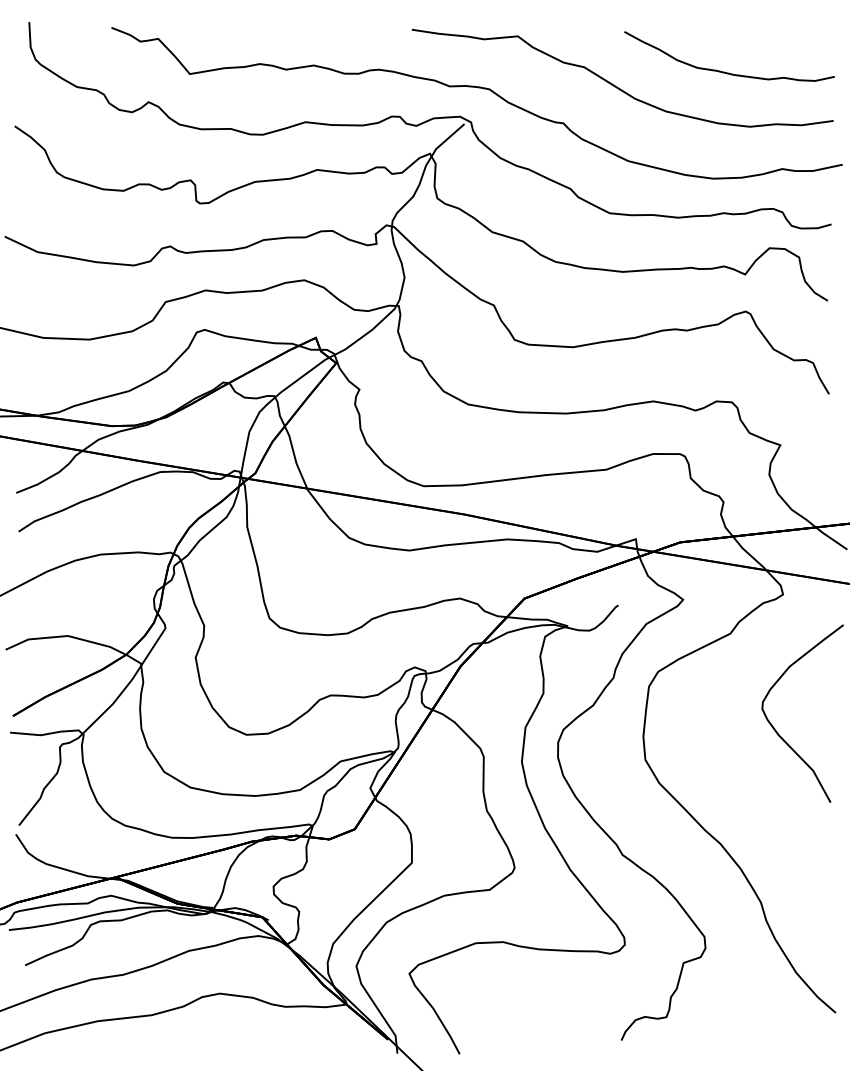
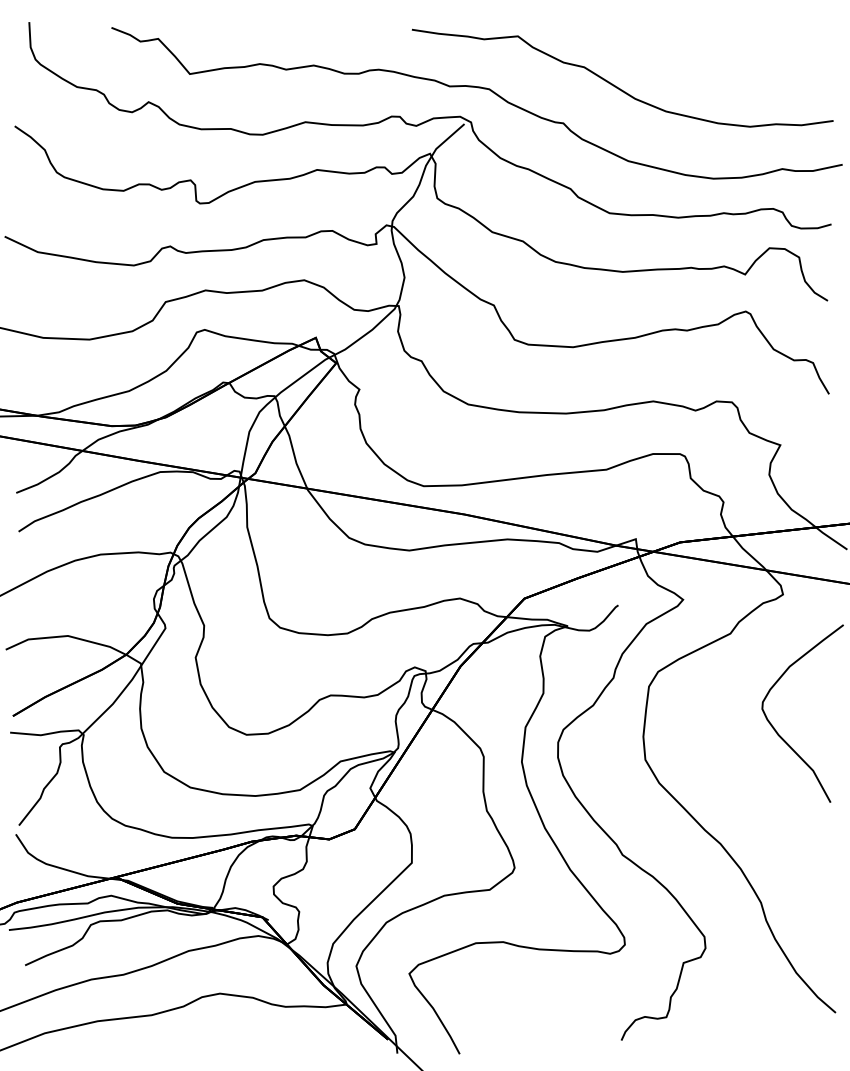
curve: present -> none (724, 71)
